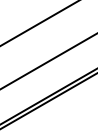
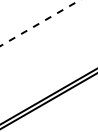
line: solid -> dashed (40, 23)
line: present -> none (48, 61)
